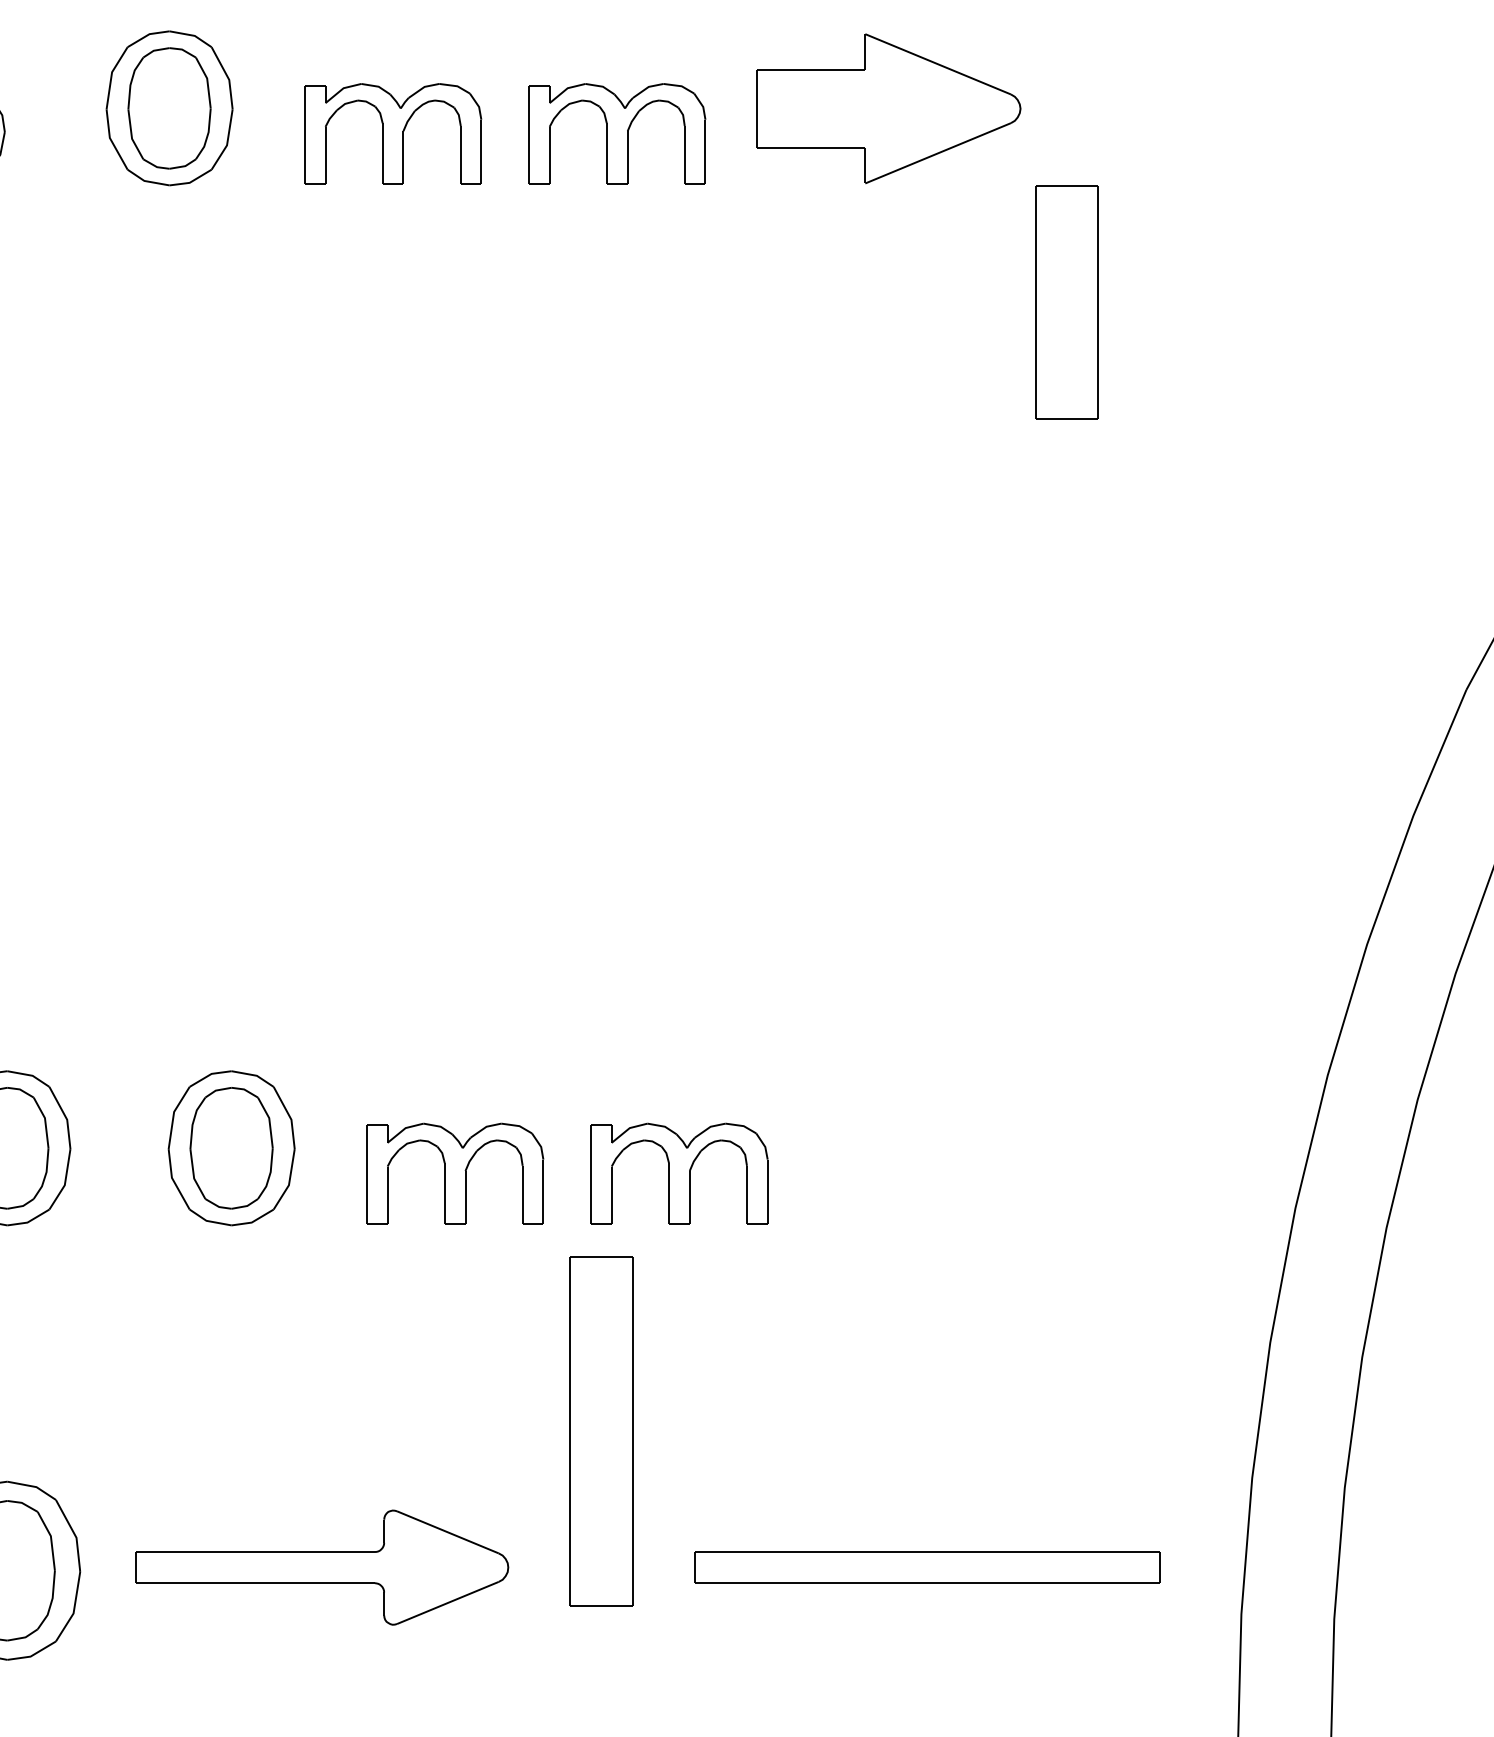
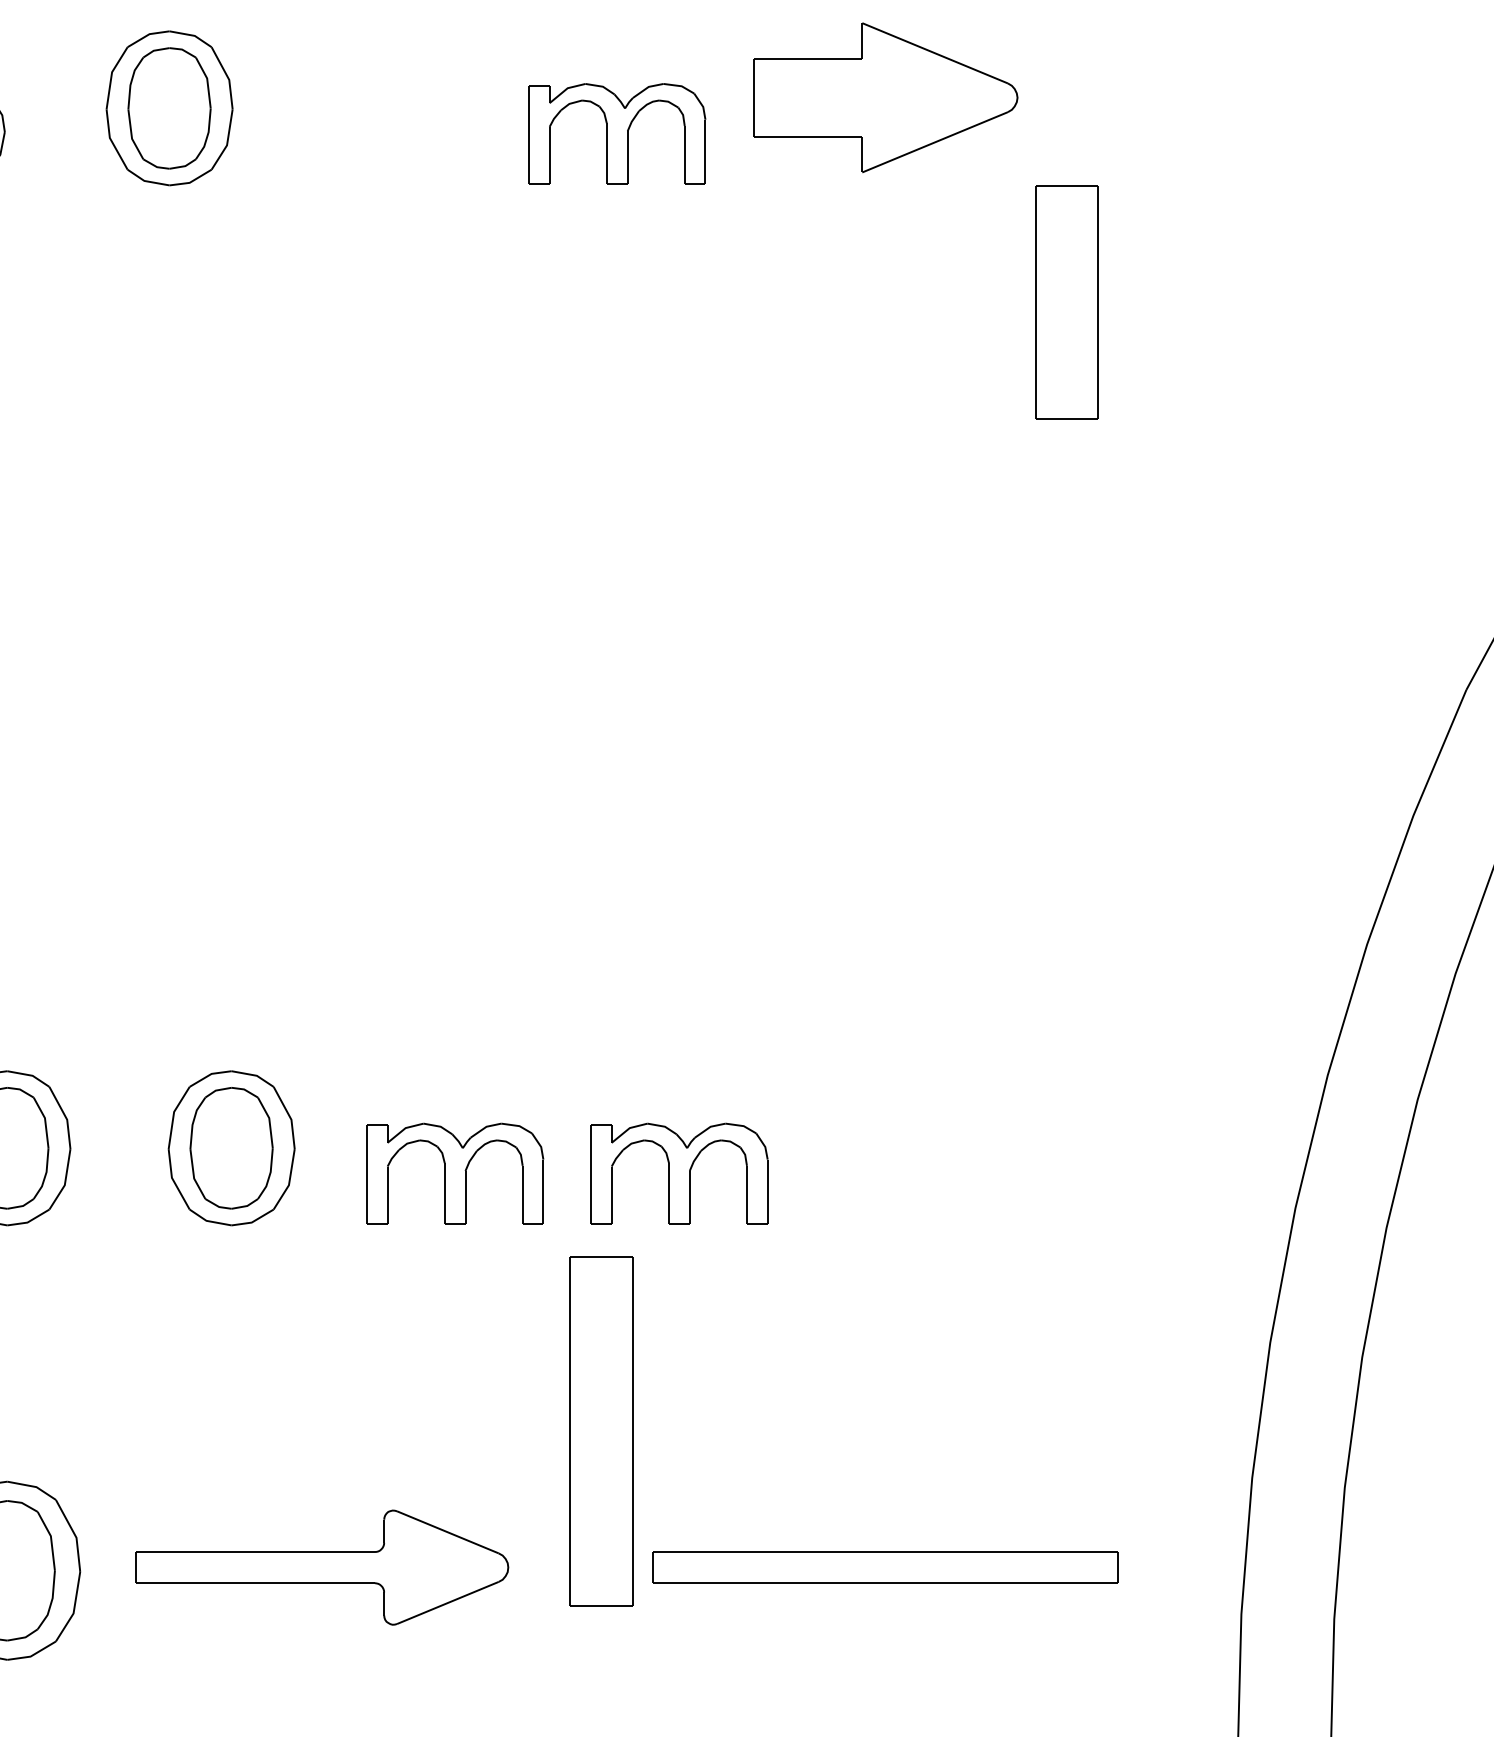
part position: (888, 108) -> (885, 97) (885, 97)
part: present -> none (393, 133)
part position: (927, 1567) -> (885, 1567) (885, 1567)
